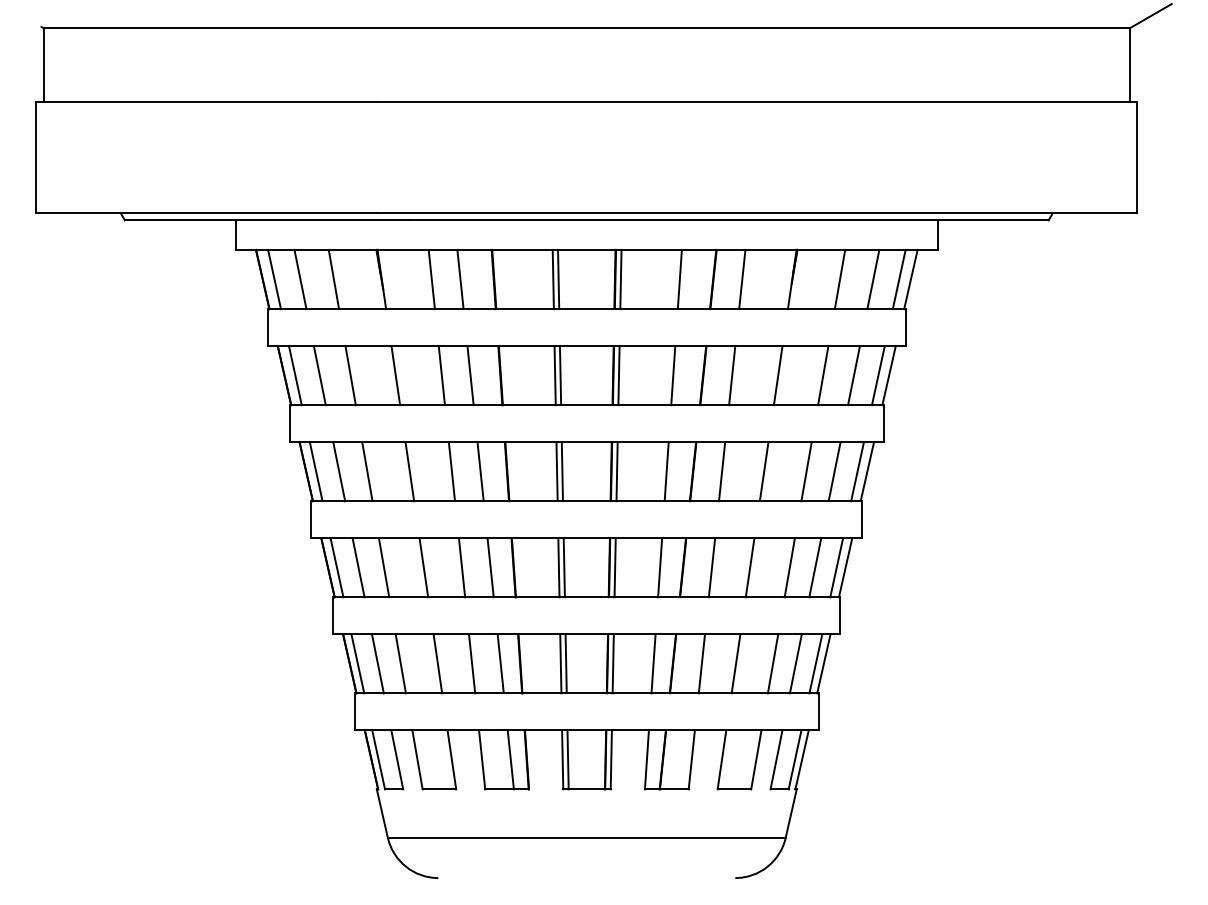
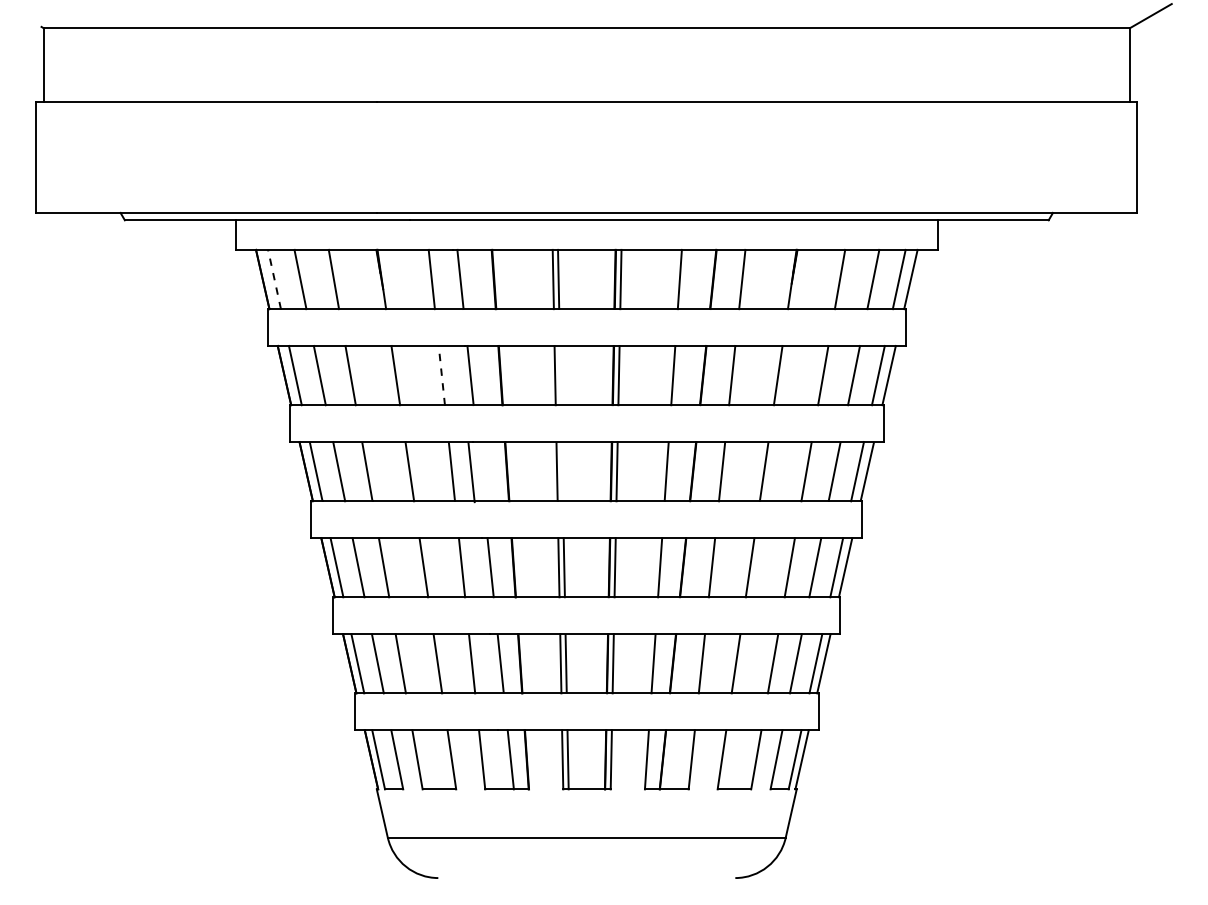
line: solid -> dashed (274, 279)
line: solid -> dashed (441, 375)
line: present -> none (560, 375)
line position: (480, 471) -> (471, 472) (471, 472)
line: present -> none (561, 471)
